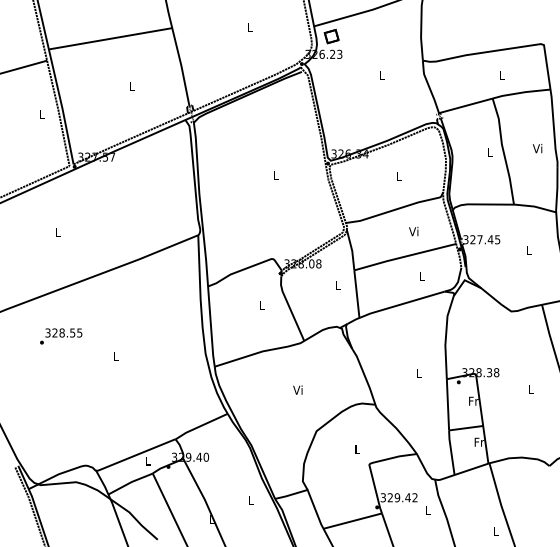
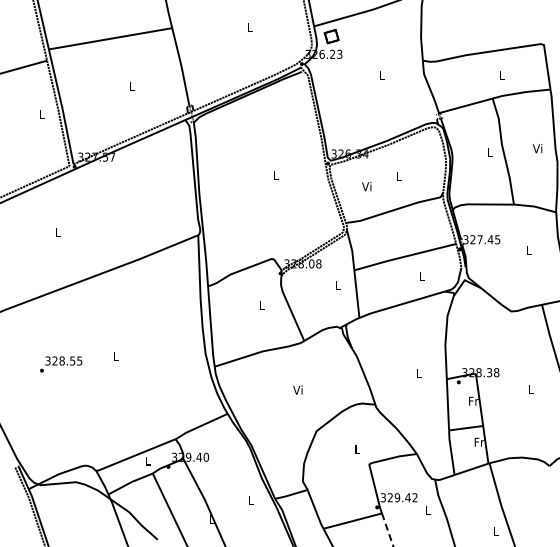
text position: (413, 231) -> (366, 186) (366, 186)
text position: (61, 336) -> (61, 364) (61, 364)
line: solid -> dashed (387, 530)
